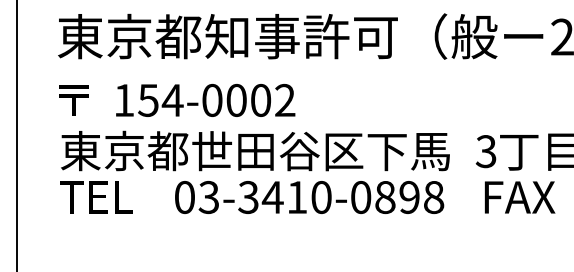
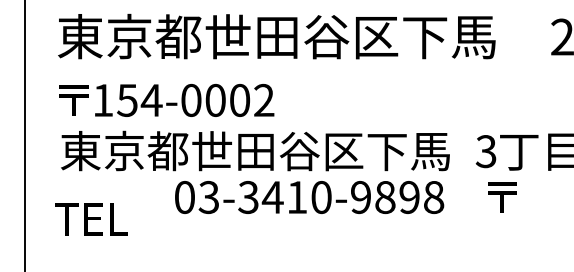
text: 東京都知事許可（般ー -> 東京都世田谷区下馬 (374, 36)
text position: (205, 100) -> (184, 100) (184, 100)
line position: (17, 135) -> (25, 135) (25, 135)
text position: (96, 197) -> (91, 219) (91, 219)
text: 03-3410-0898 -> 03-3410-9898 (361, 197)
text: FAX -> 〒 (519, 197)
